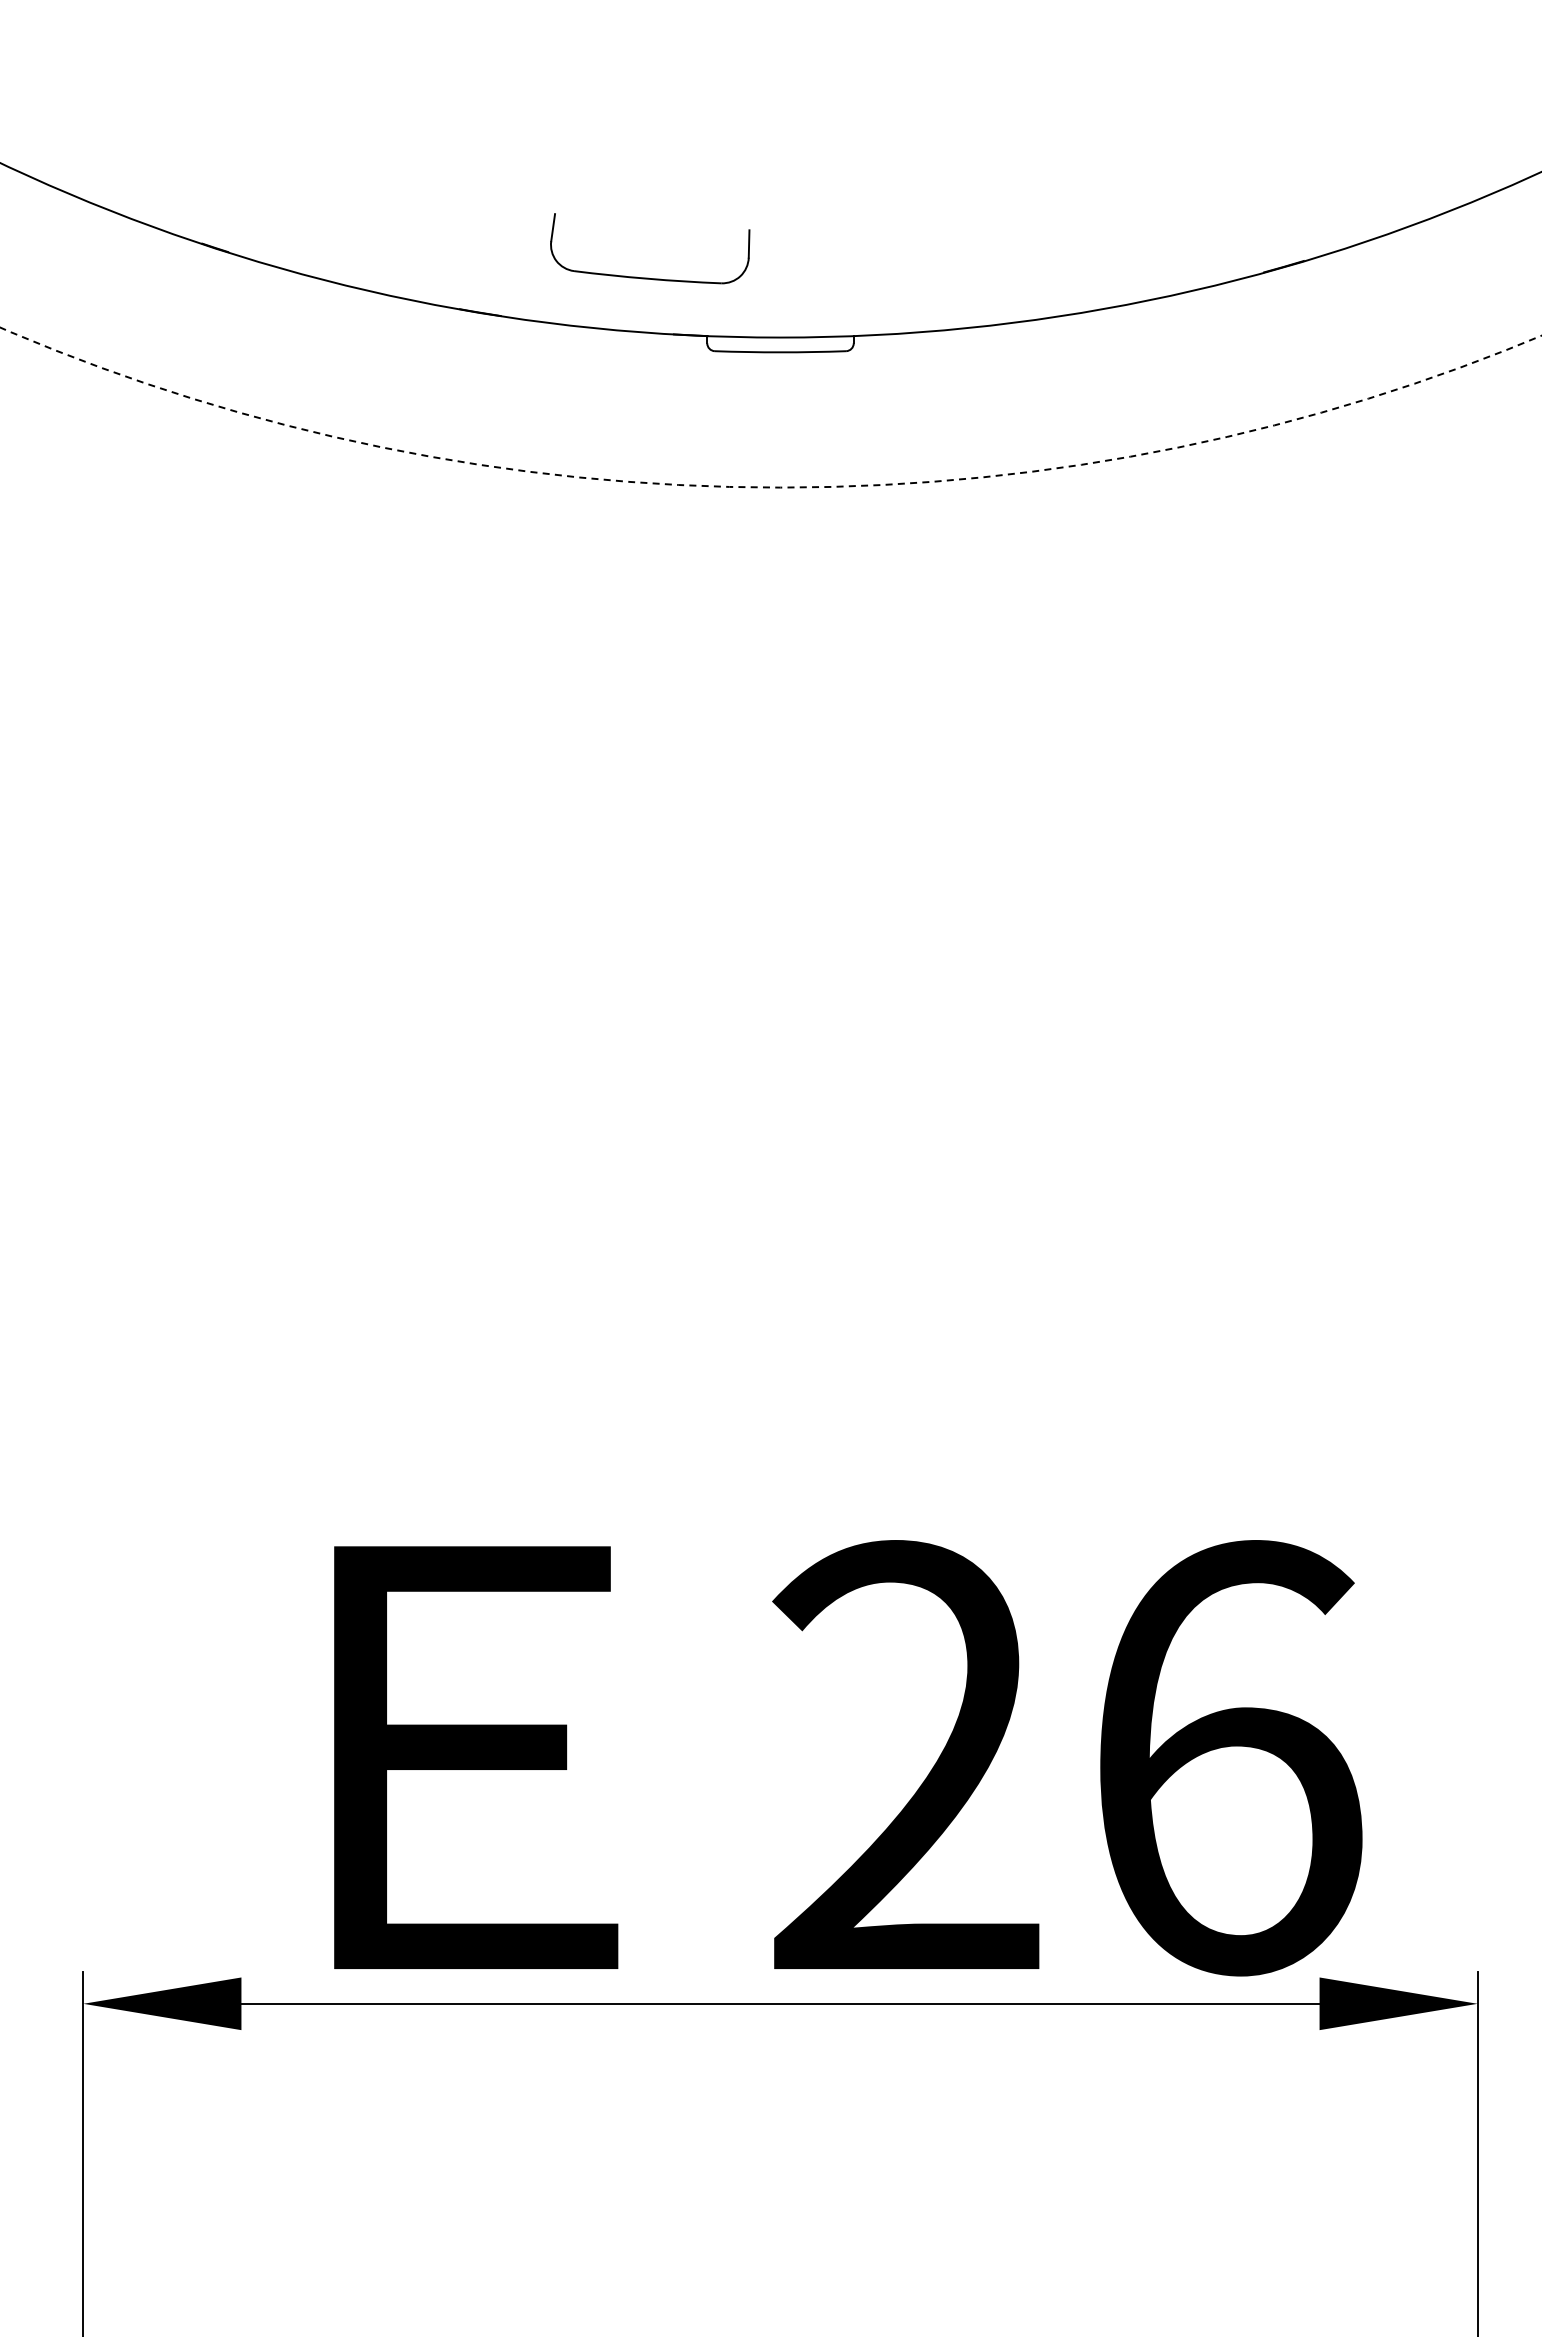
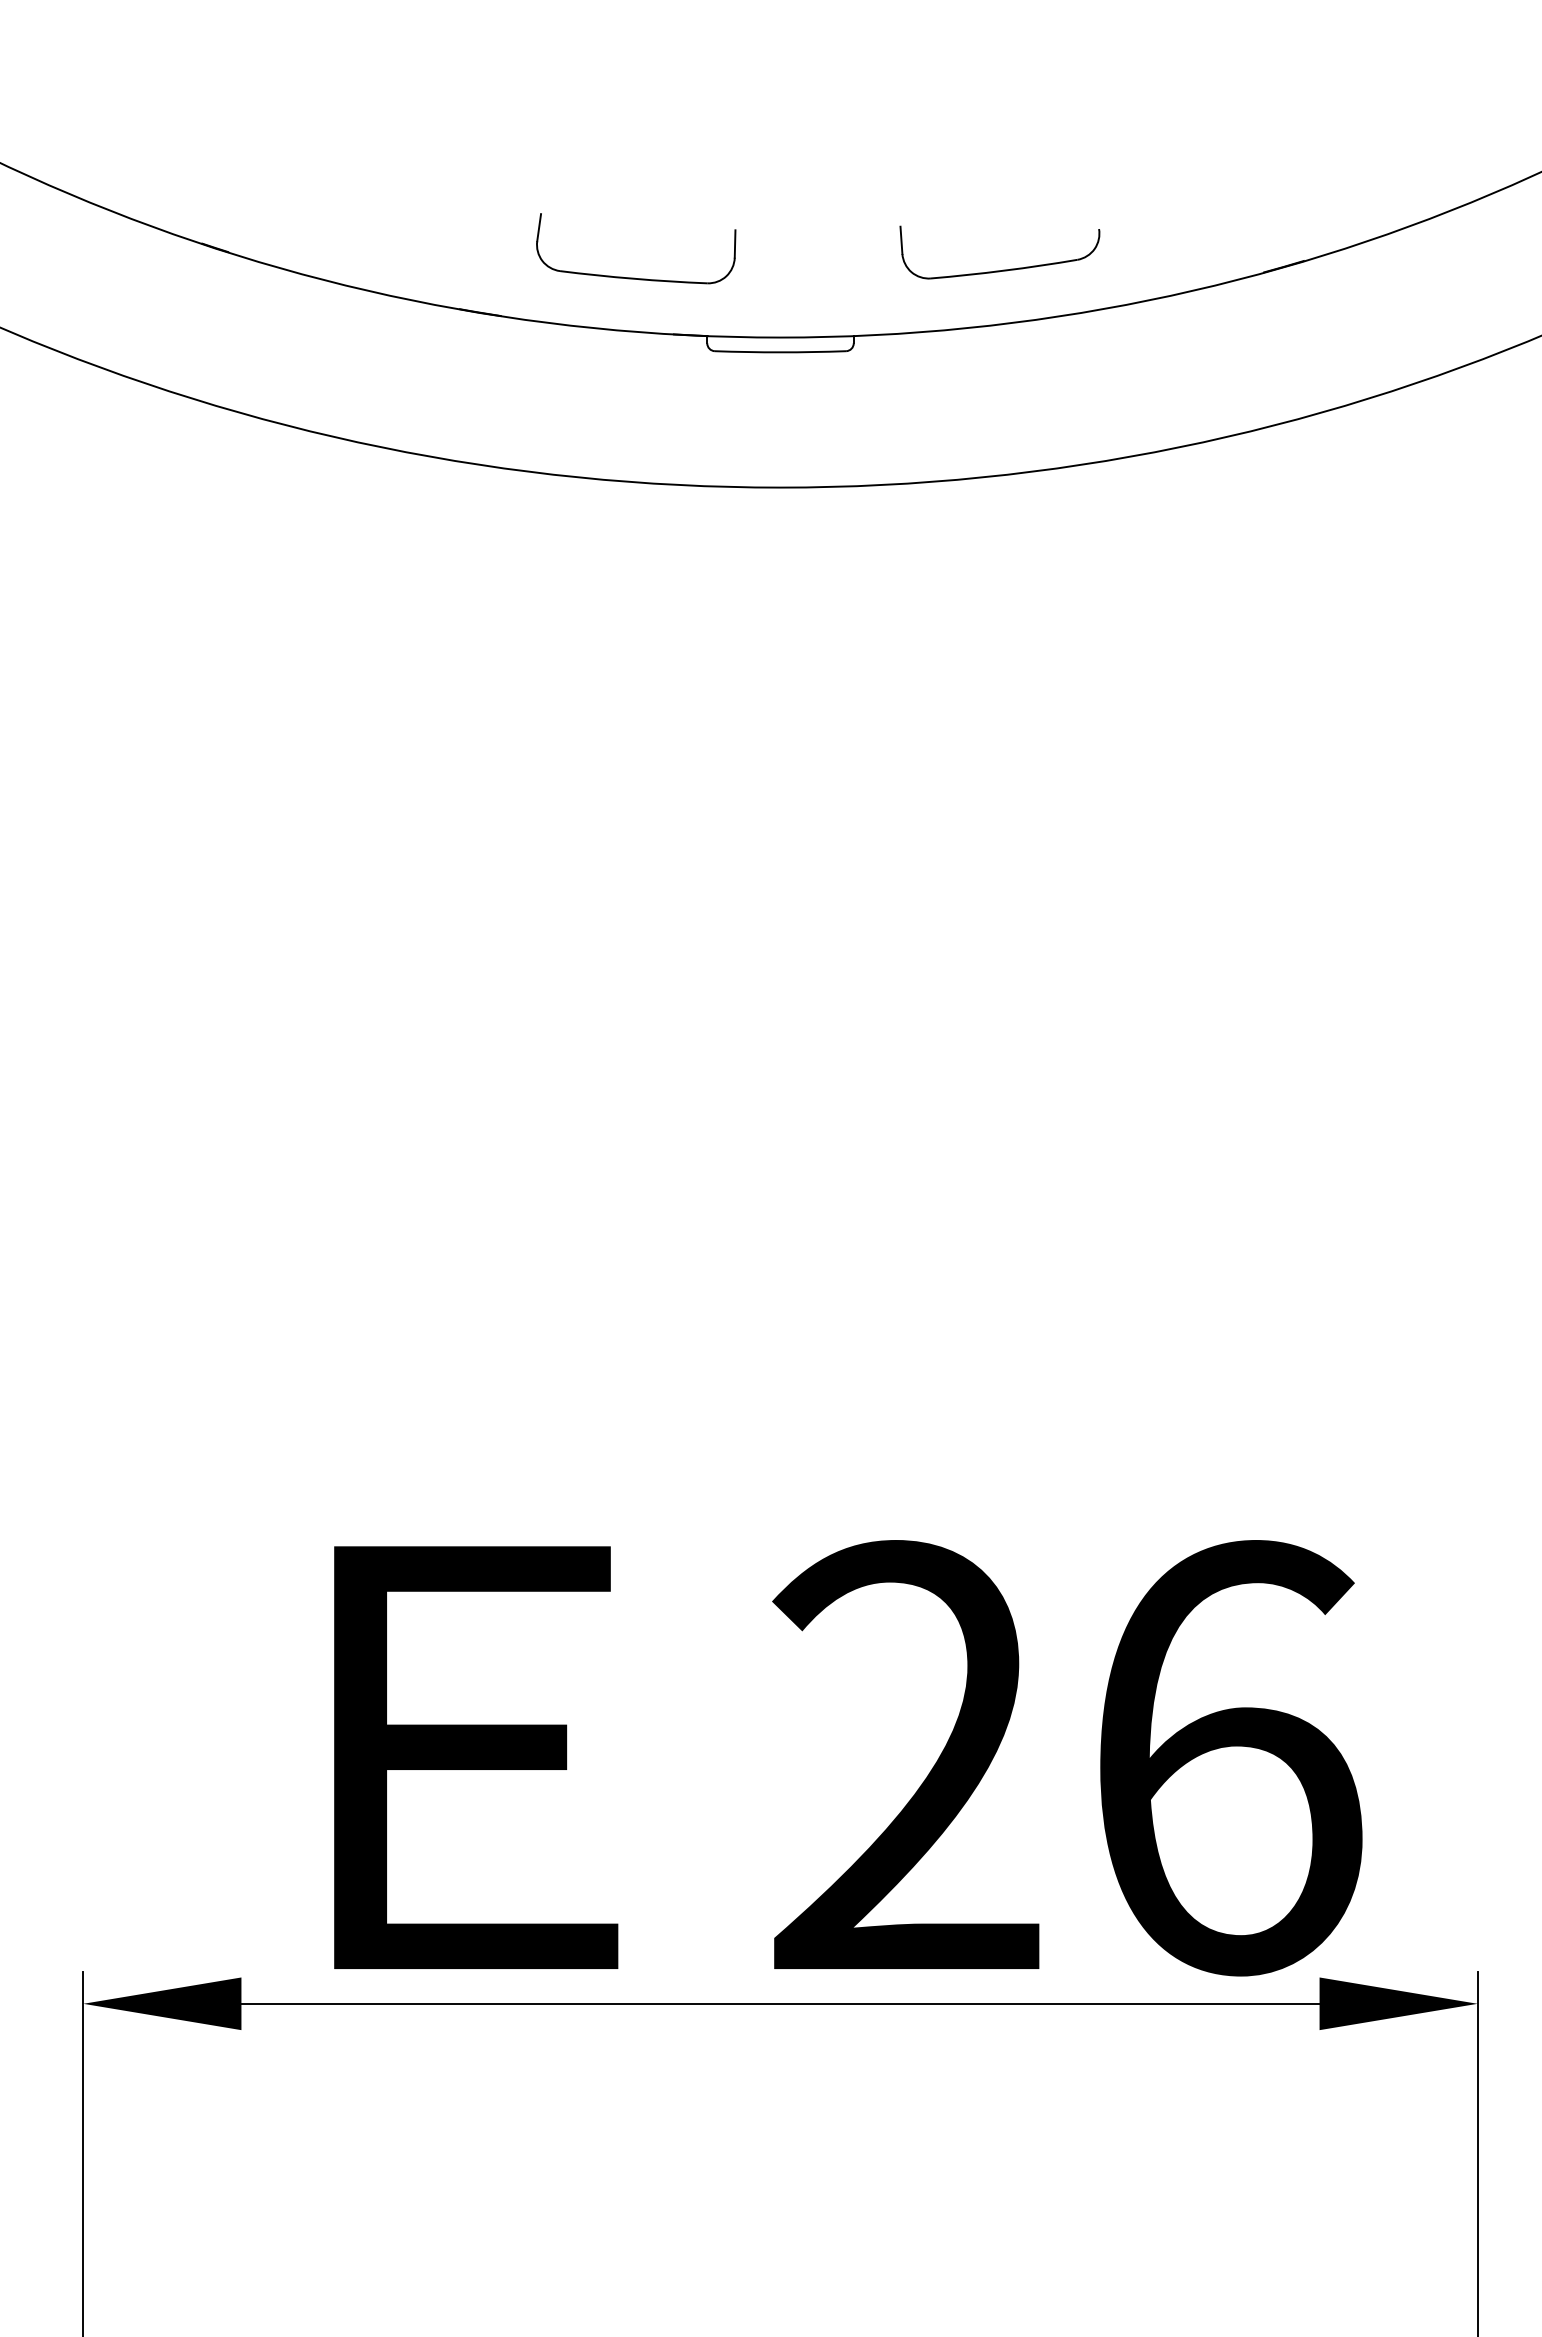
part: none -> present (1003, 269)
part position: (648, 277) -> (634, 277) (634, 277)
circle: dashed -> solid (770, 407)
